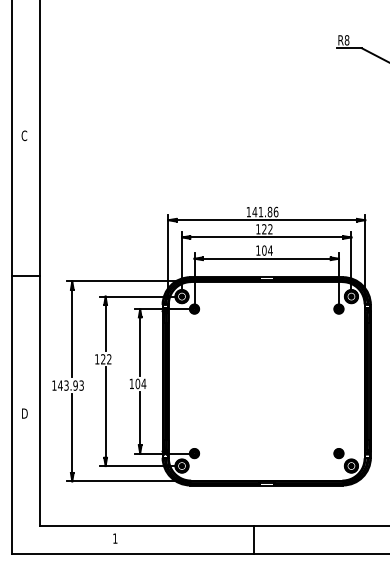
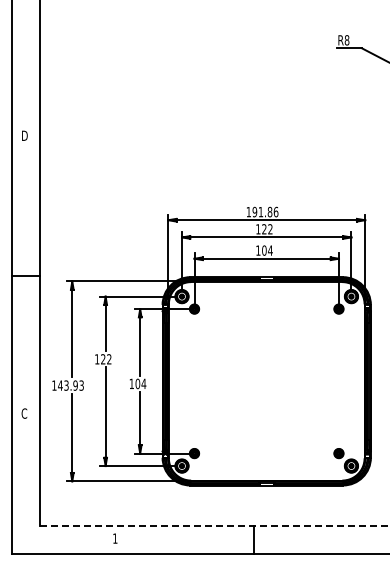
text: C -> D (24, 135)
text: 141.86 -> 191.86 (254, 211)
text: D -> C (24, 413)
line: solid -> dashed (214, 526)
